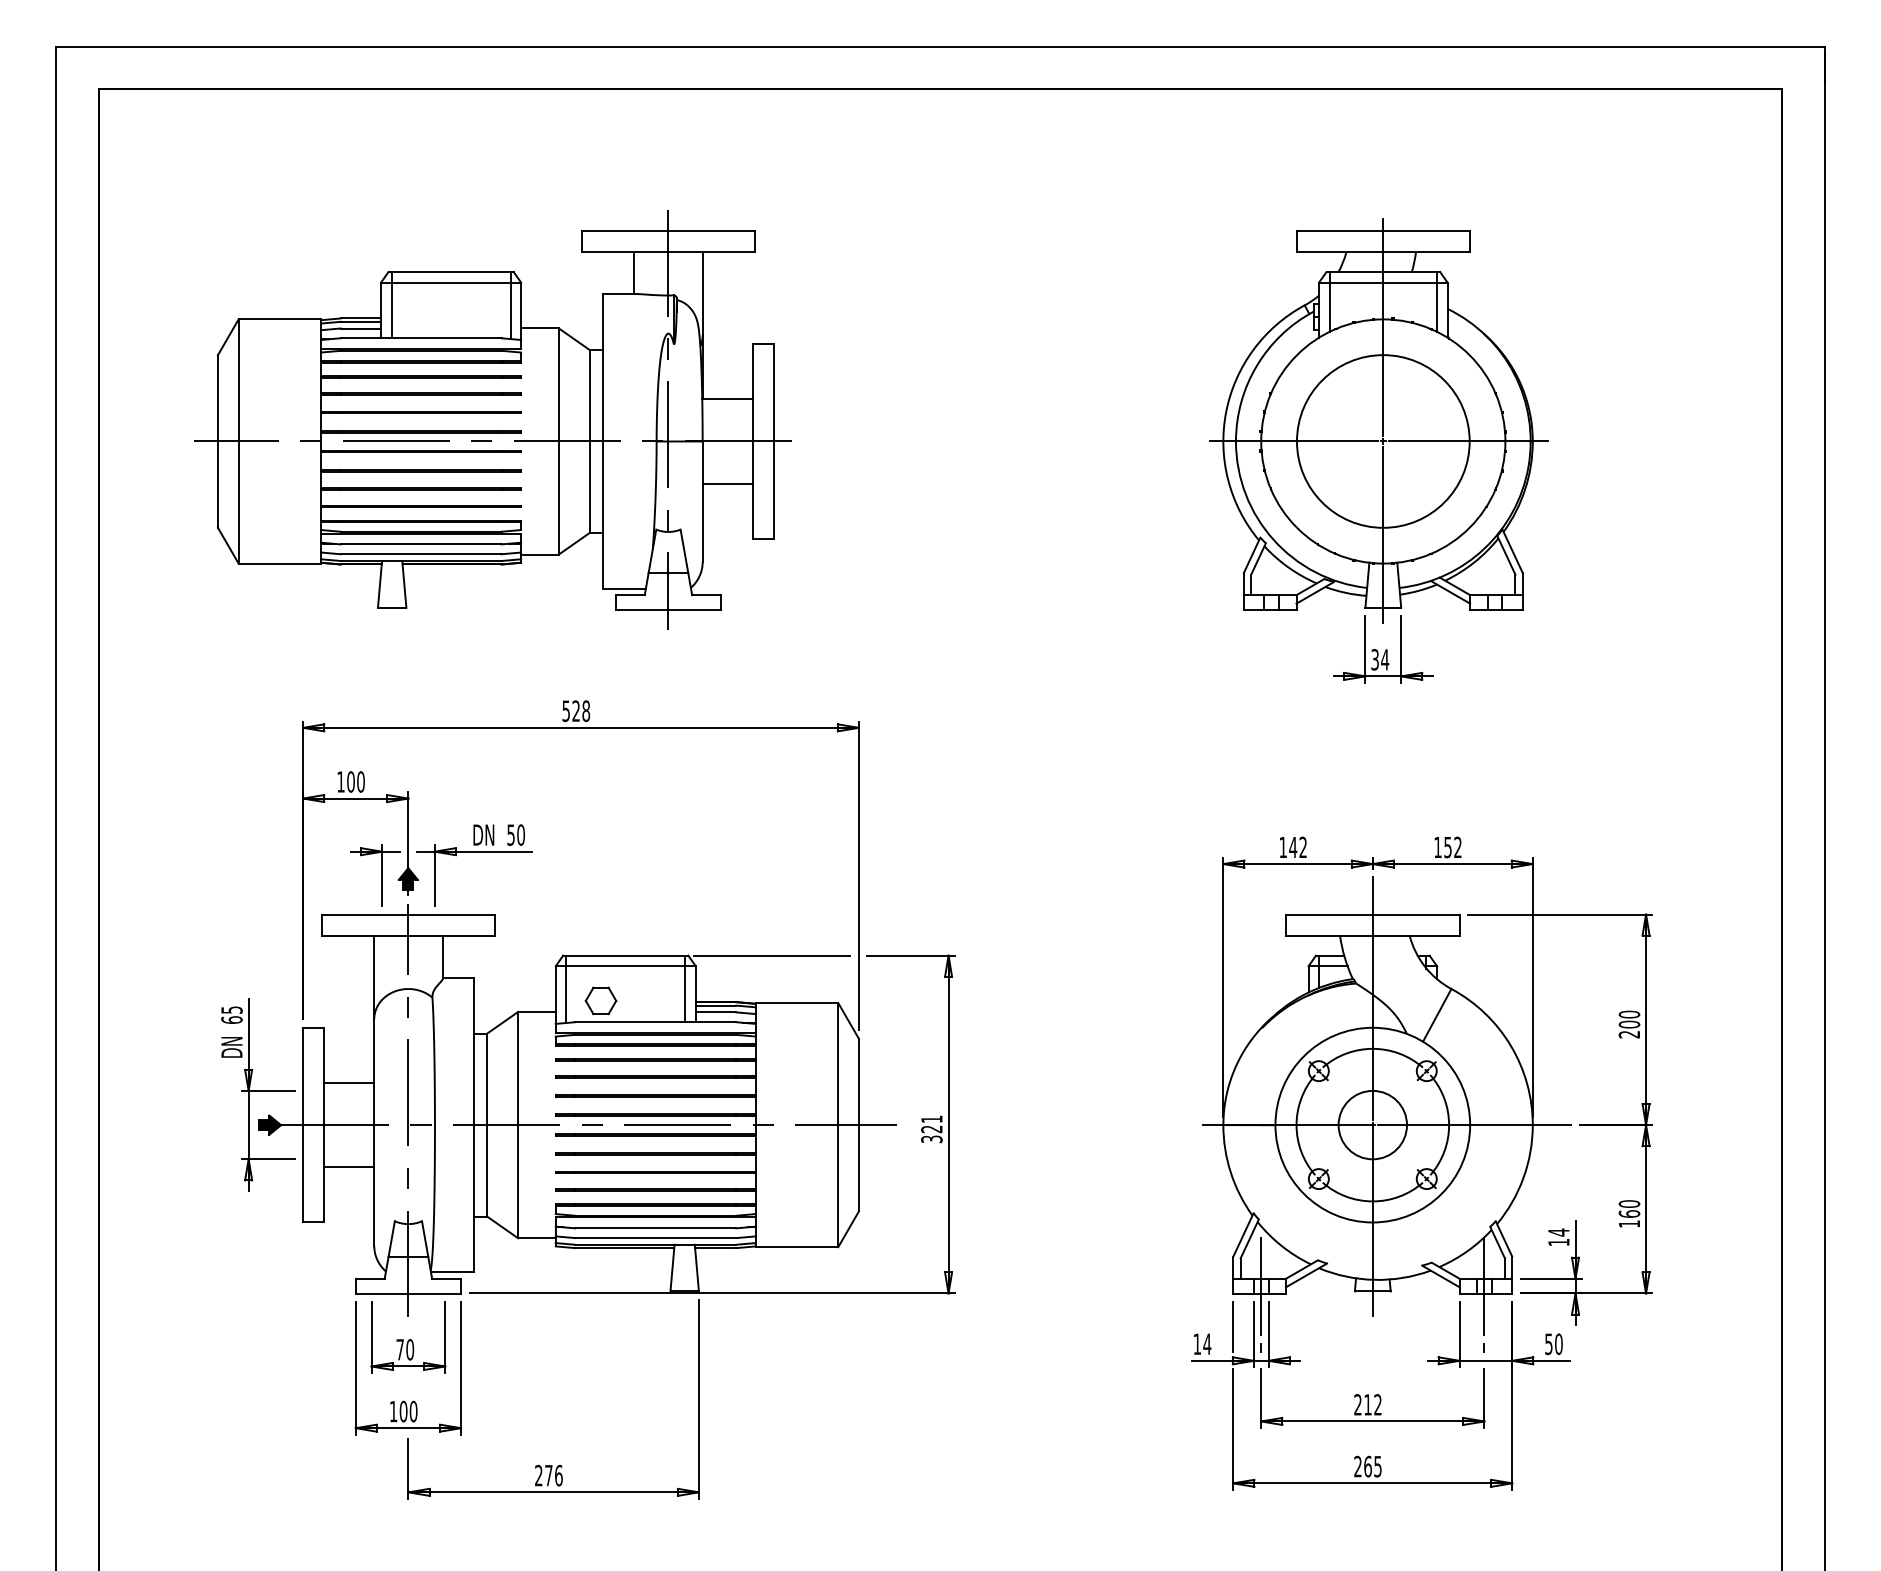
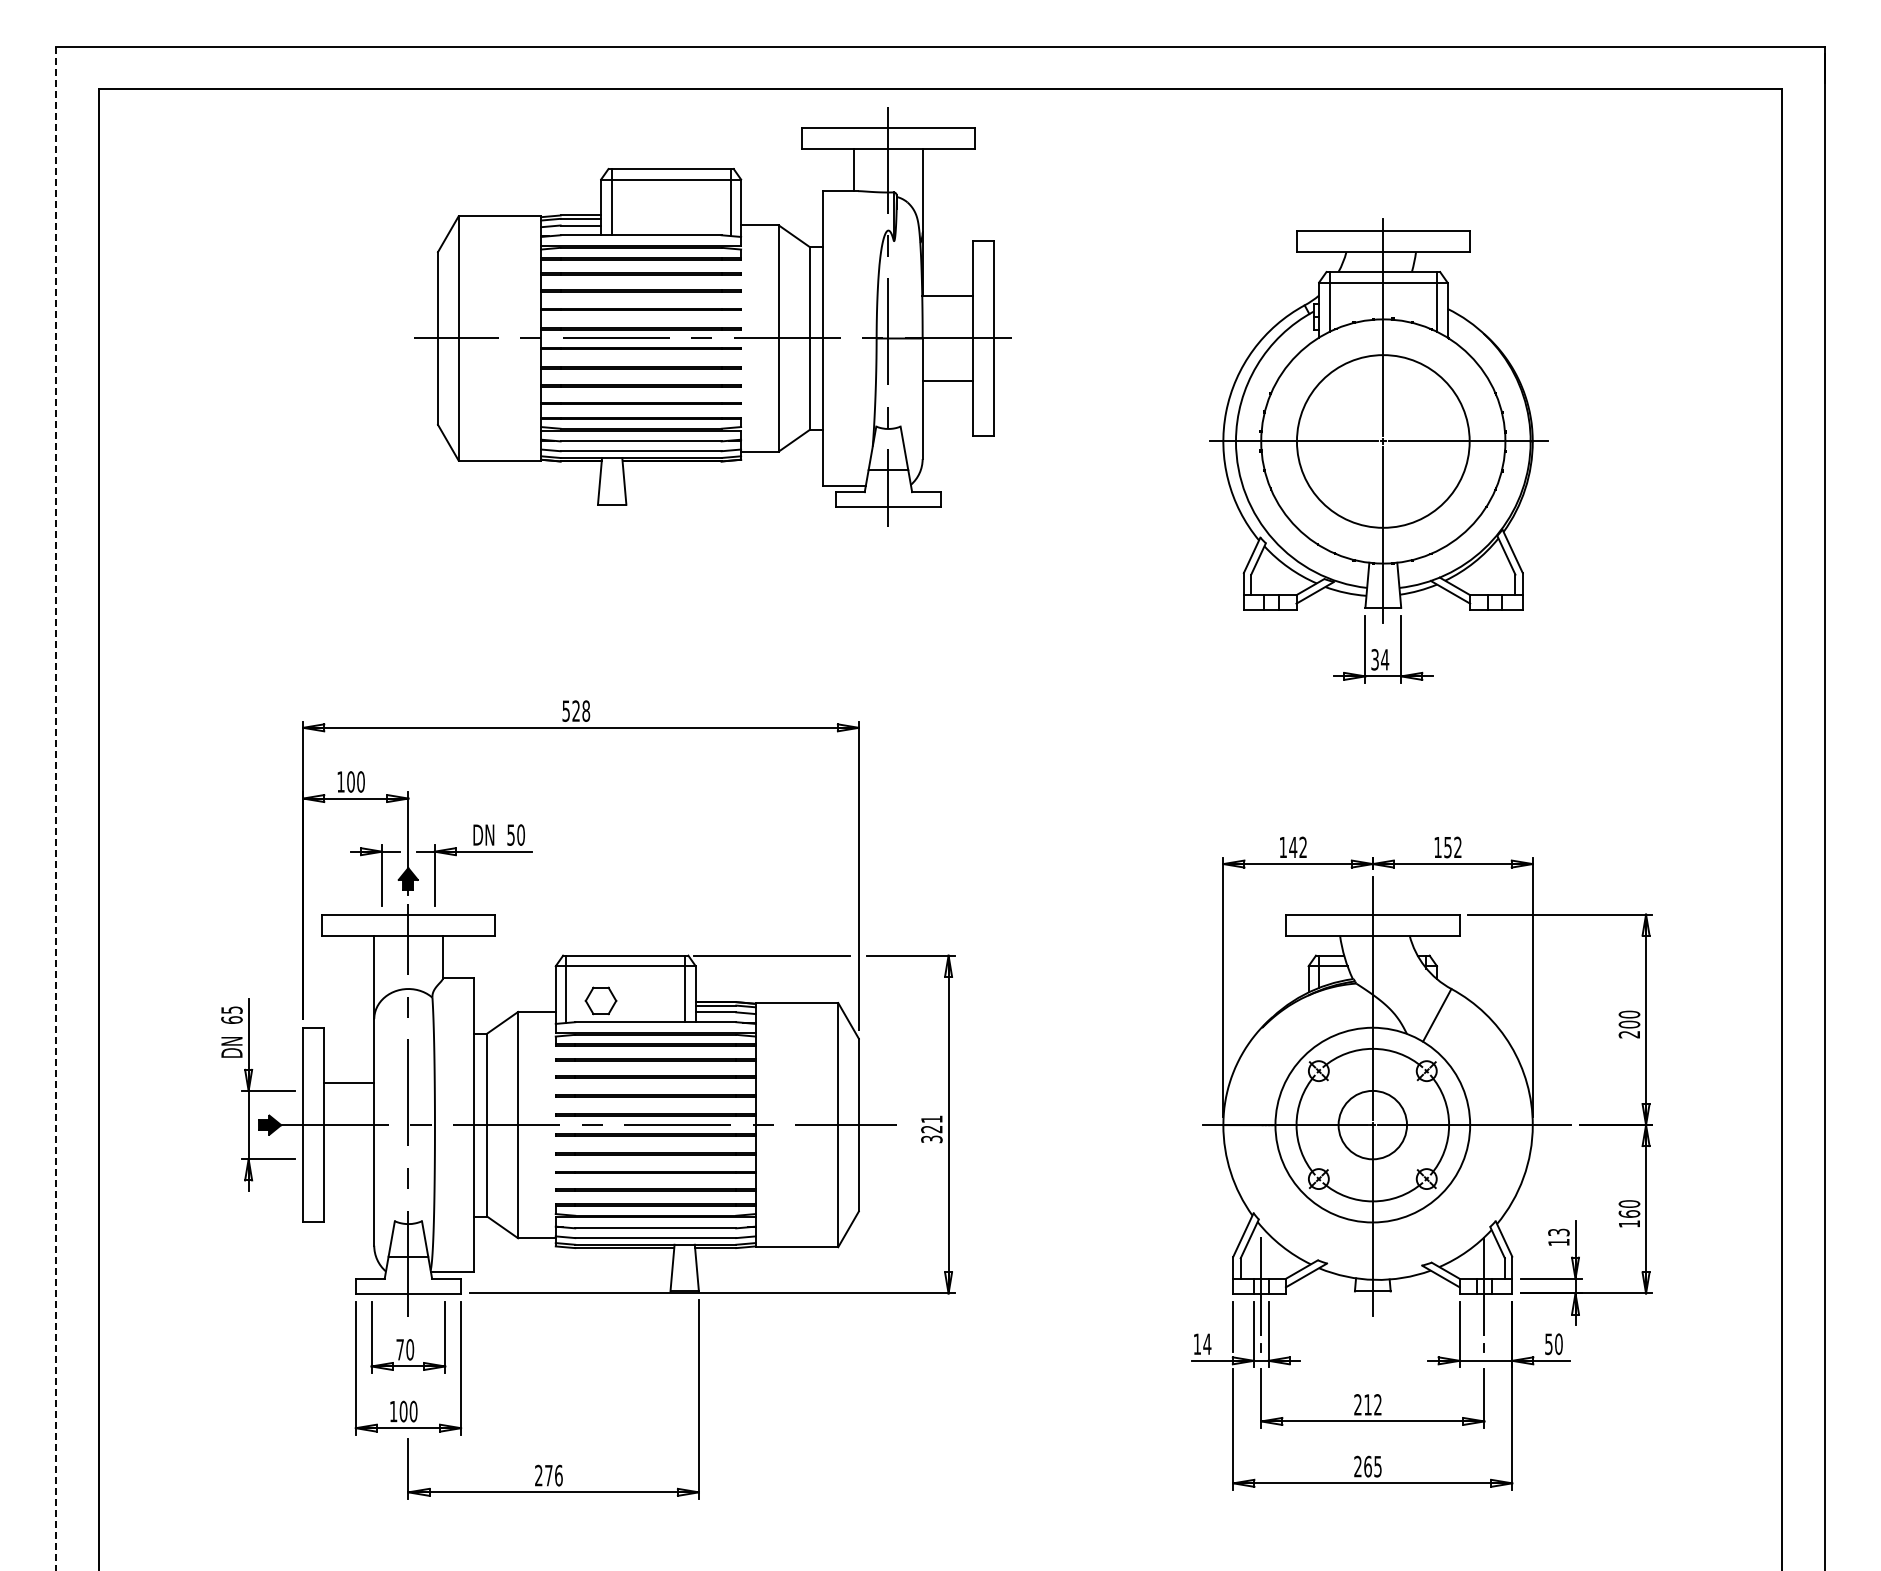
part position: (492, 419) -> (712, 316) (712, 316)
line: solid -> dashed (56, 809)
line: present -> none (349, 1167)
text: 14 -> 13 (1558, 1232)
